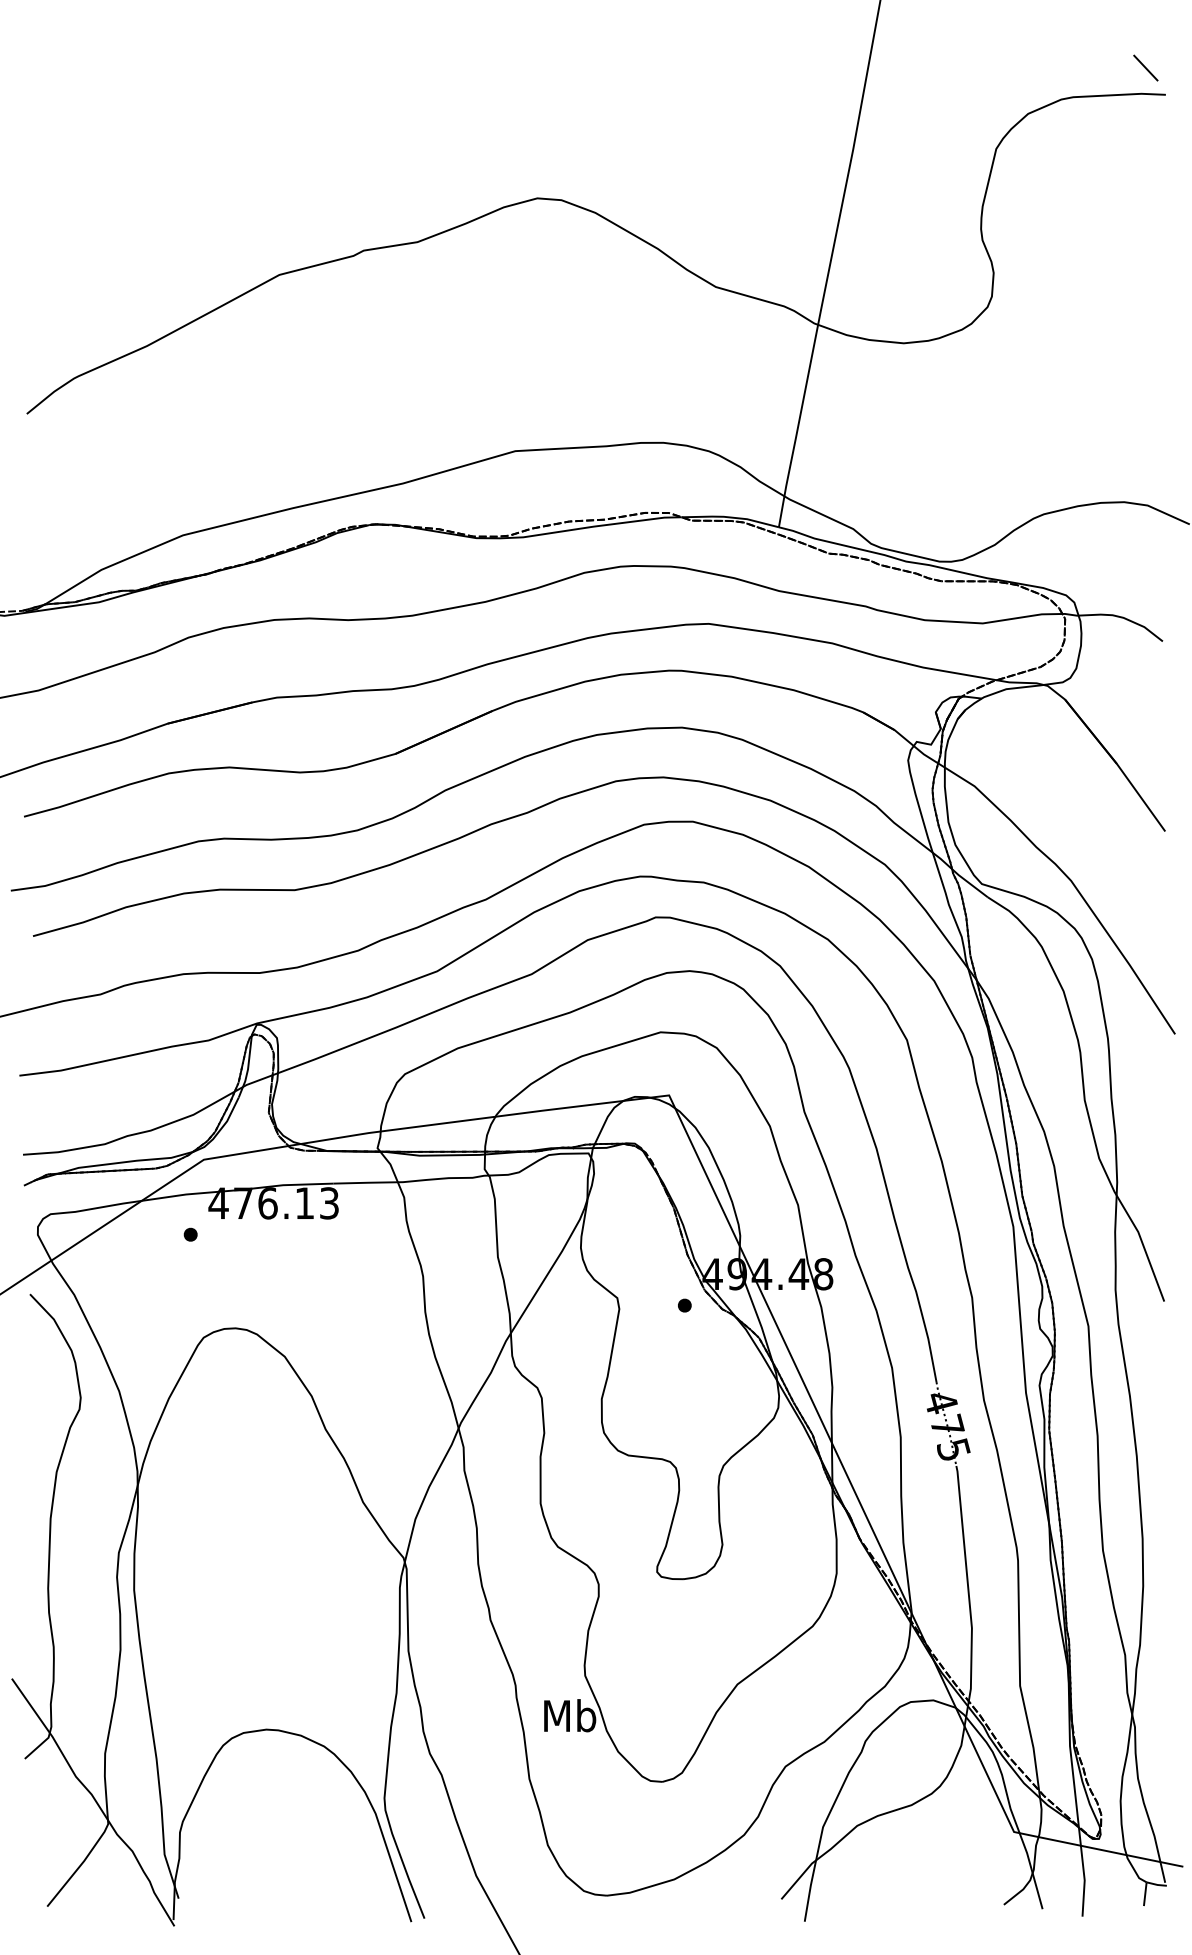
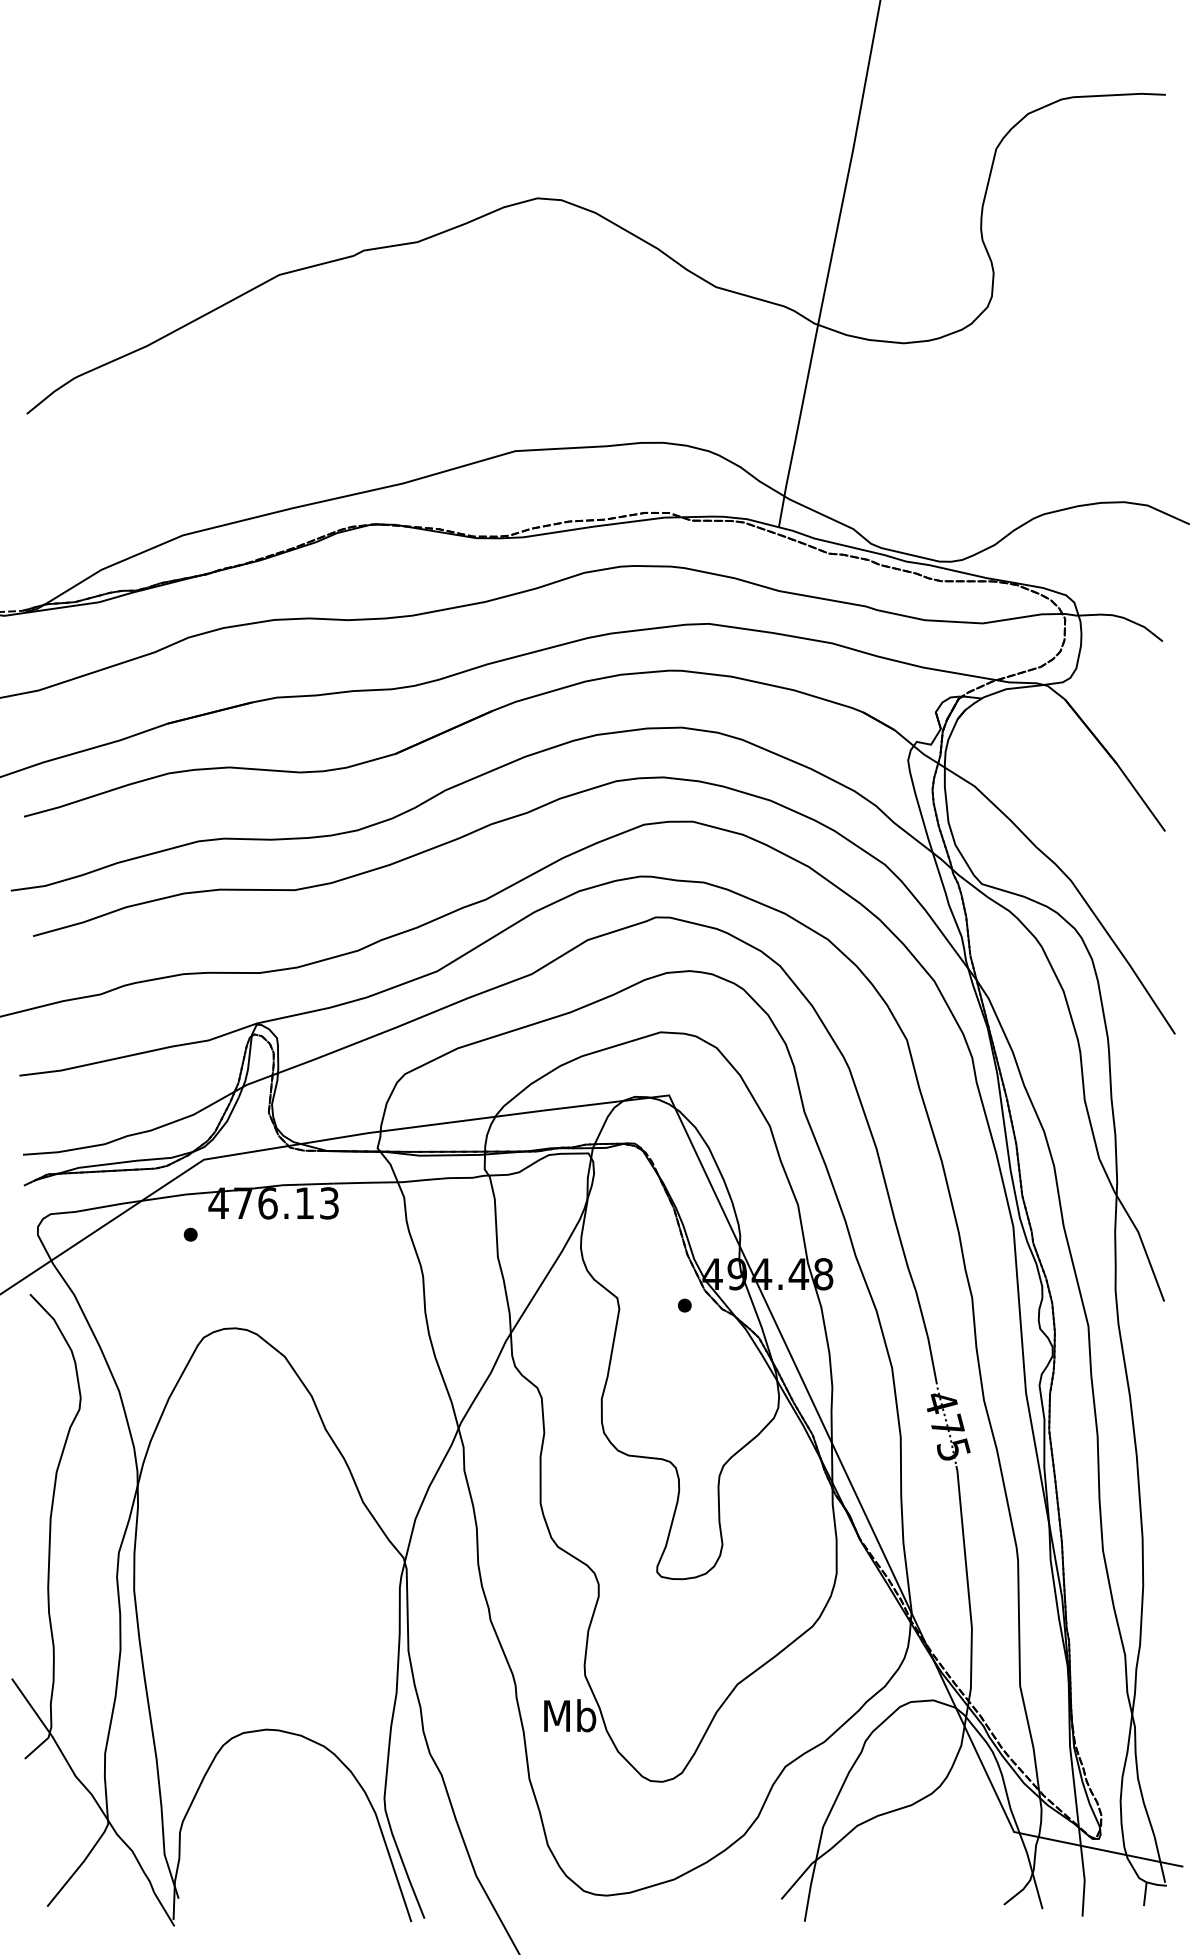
line: present -> none (1145, 67)
